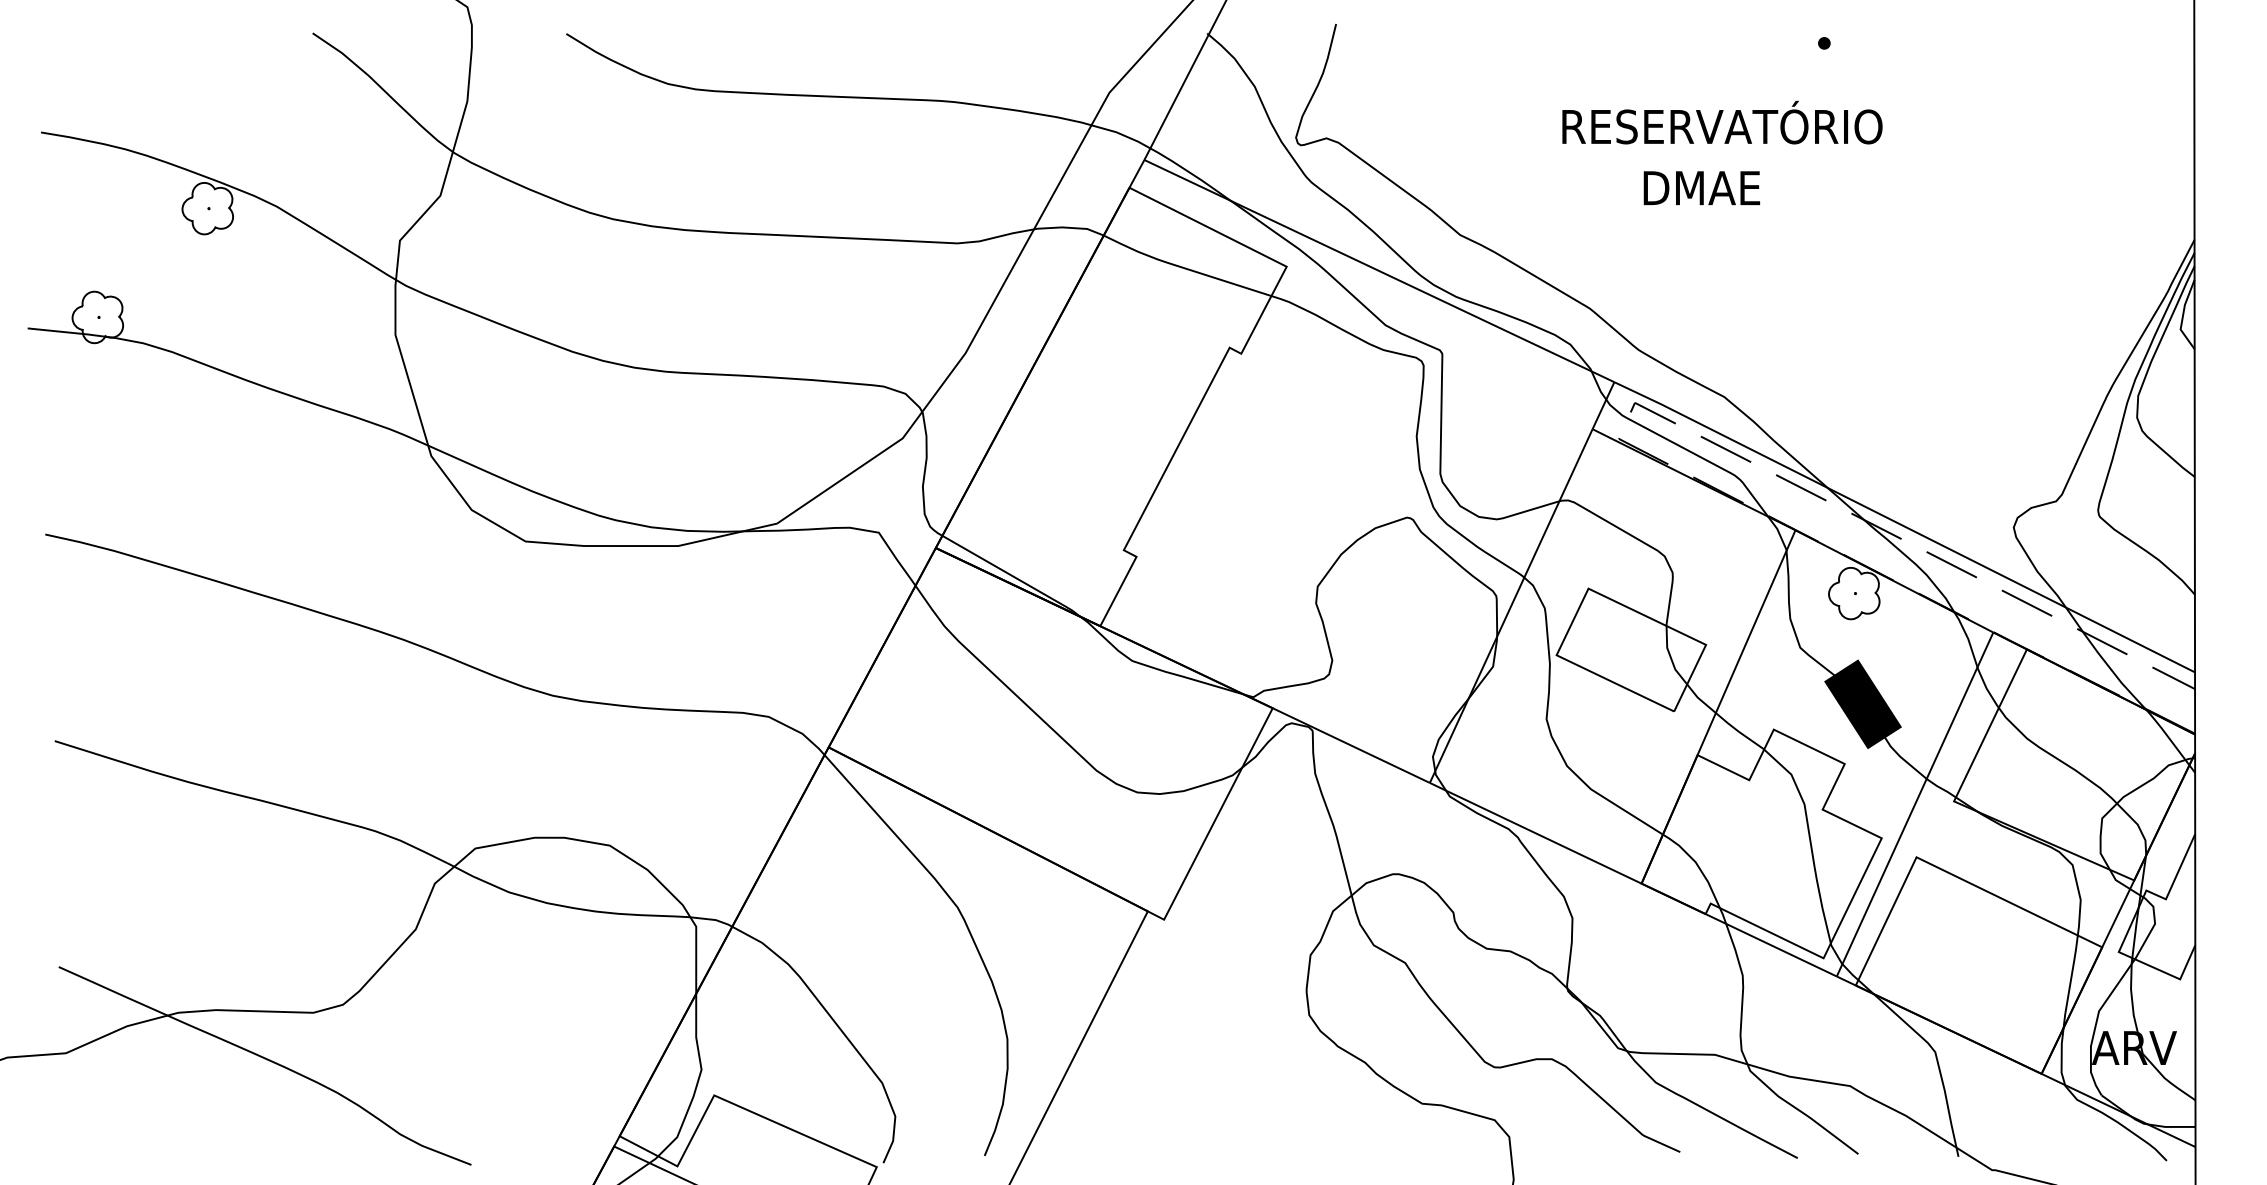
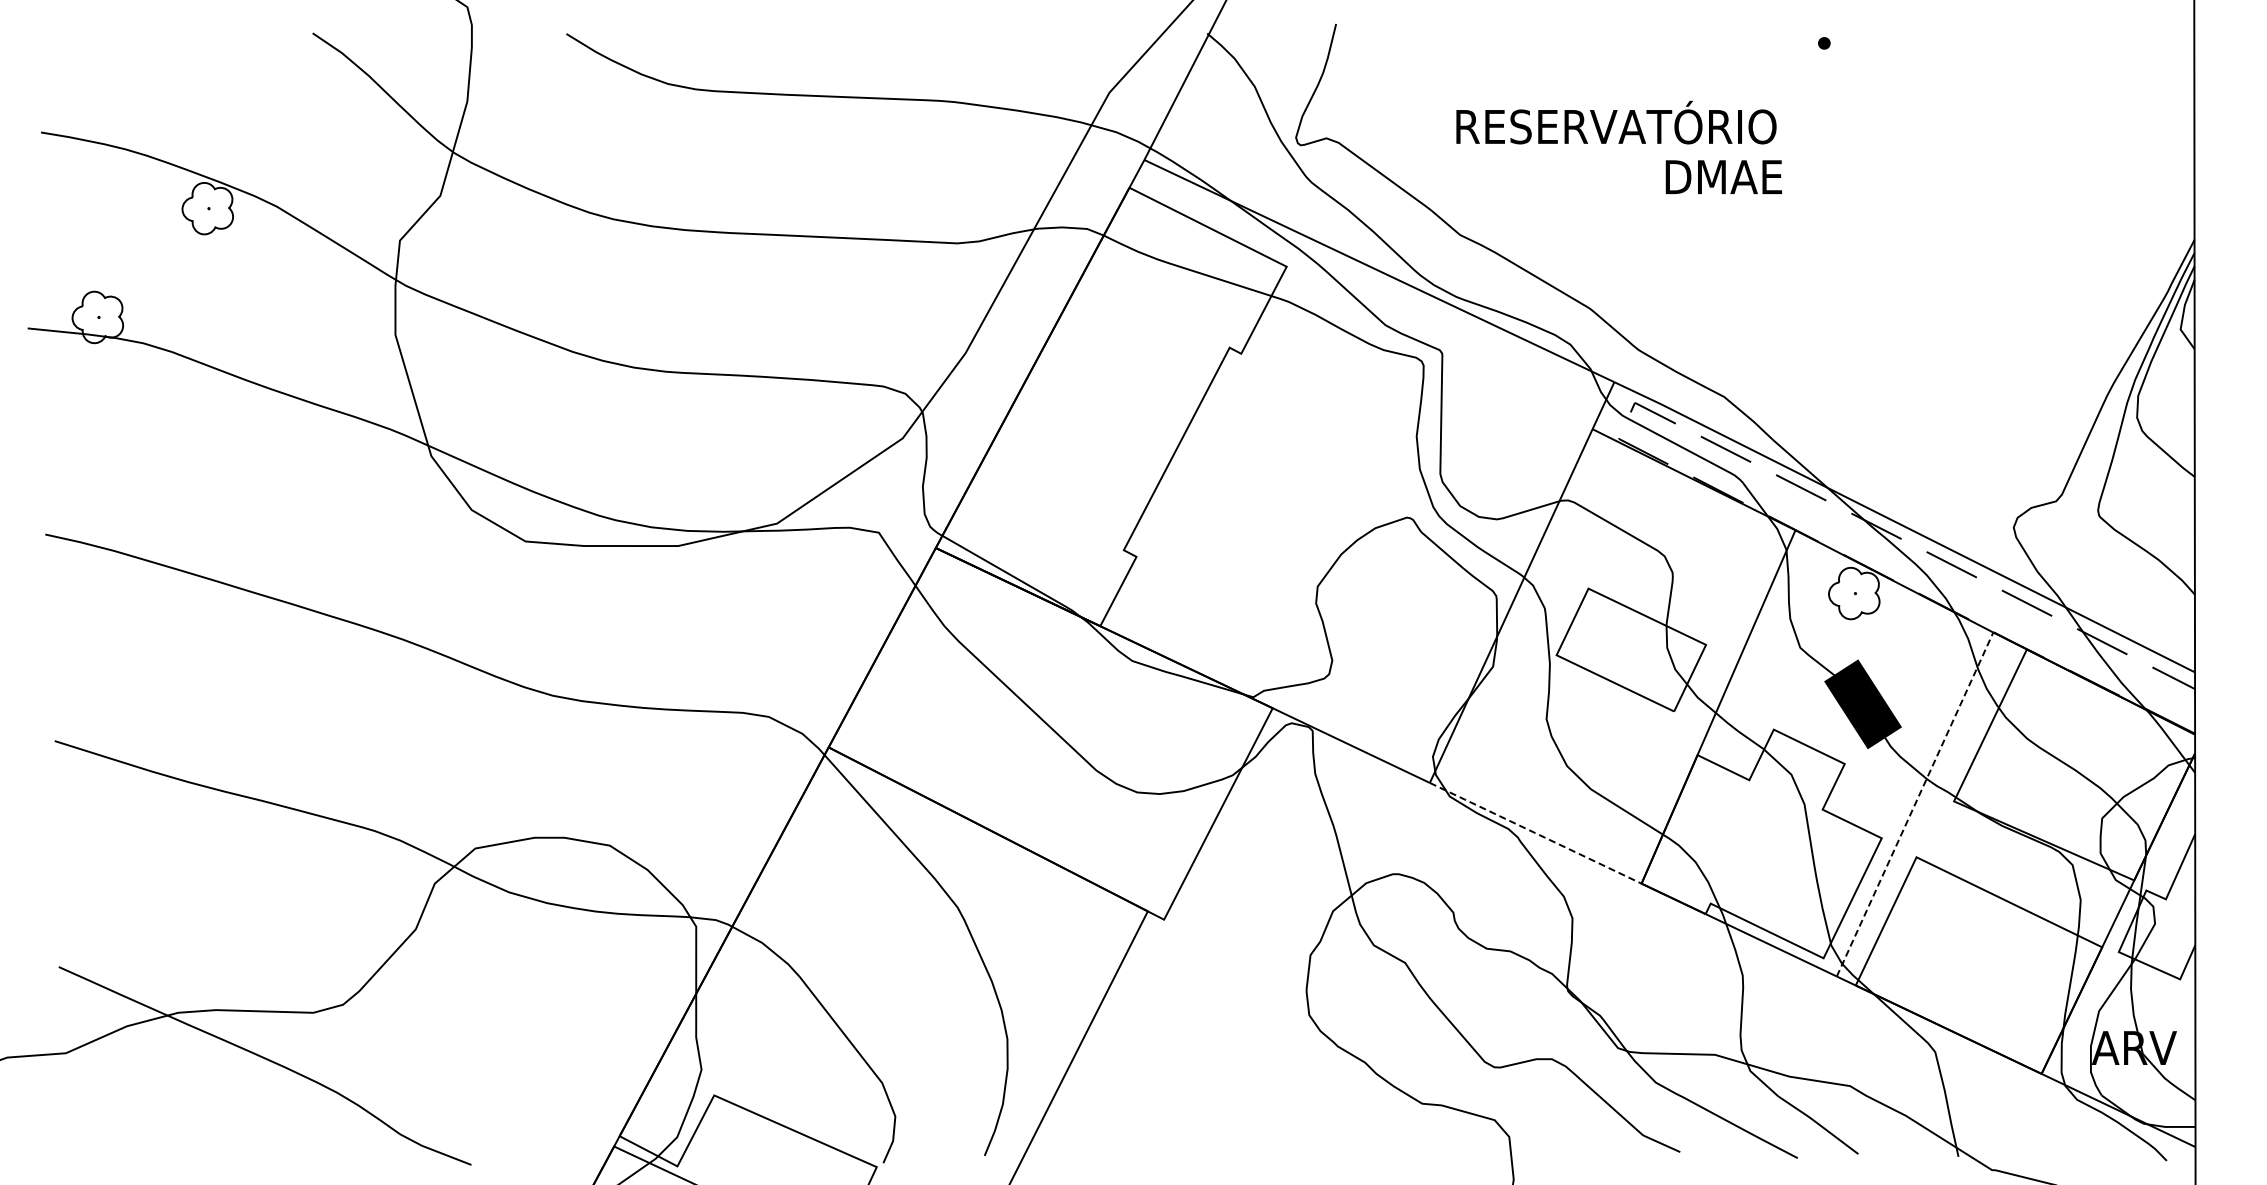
text position: (1722, 122) -> (1616, 122) (1616, 122)
text position: (1701, 187) -> (1723, 176) (1723, 176)
line: solid -> dashed (1915, 804)
line: solid -> dashed (1536, 833)
